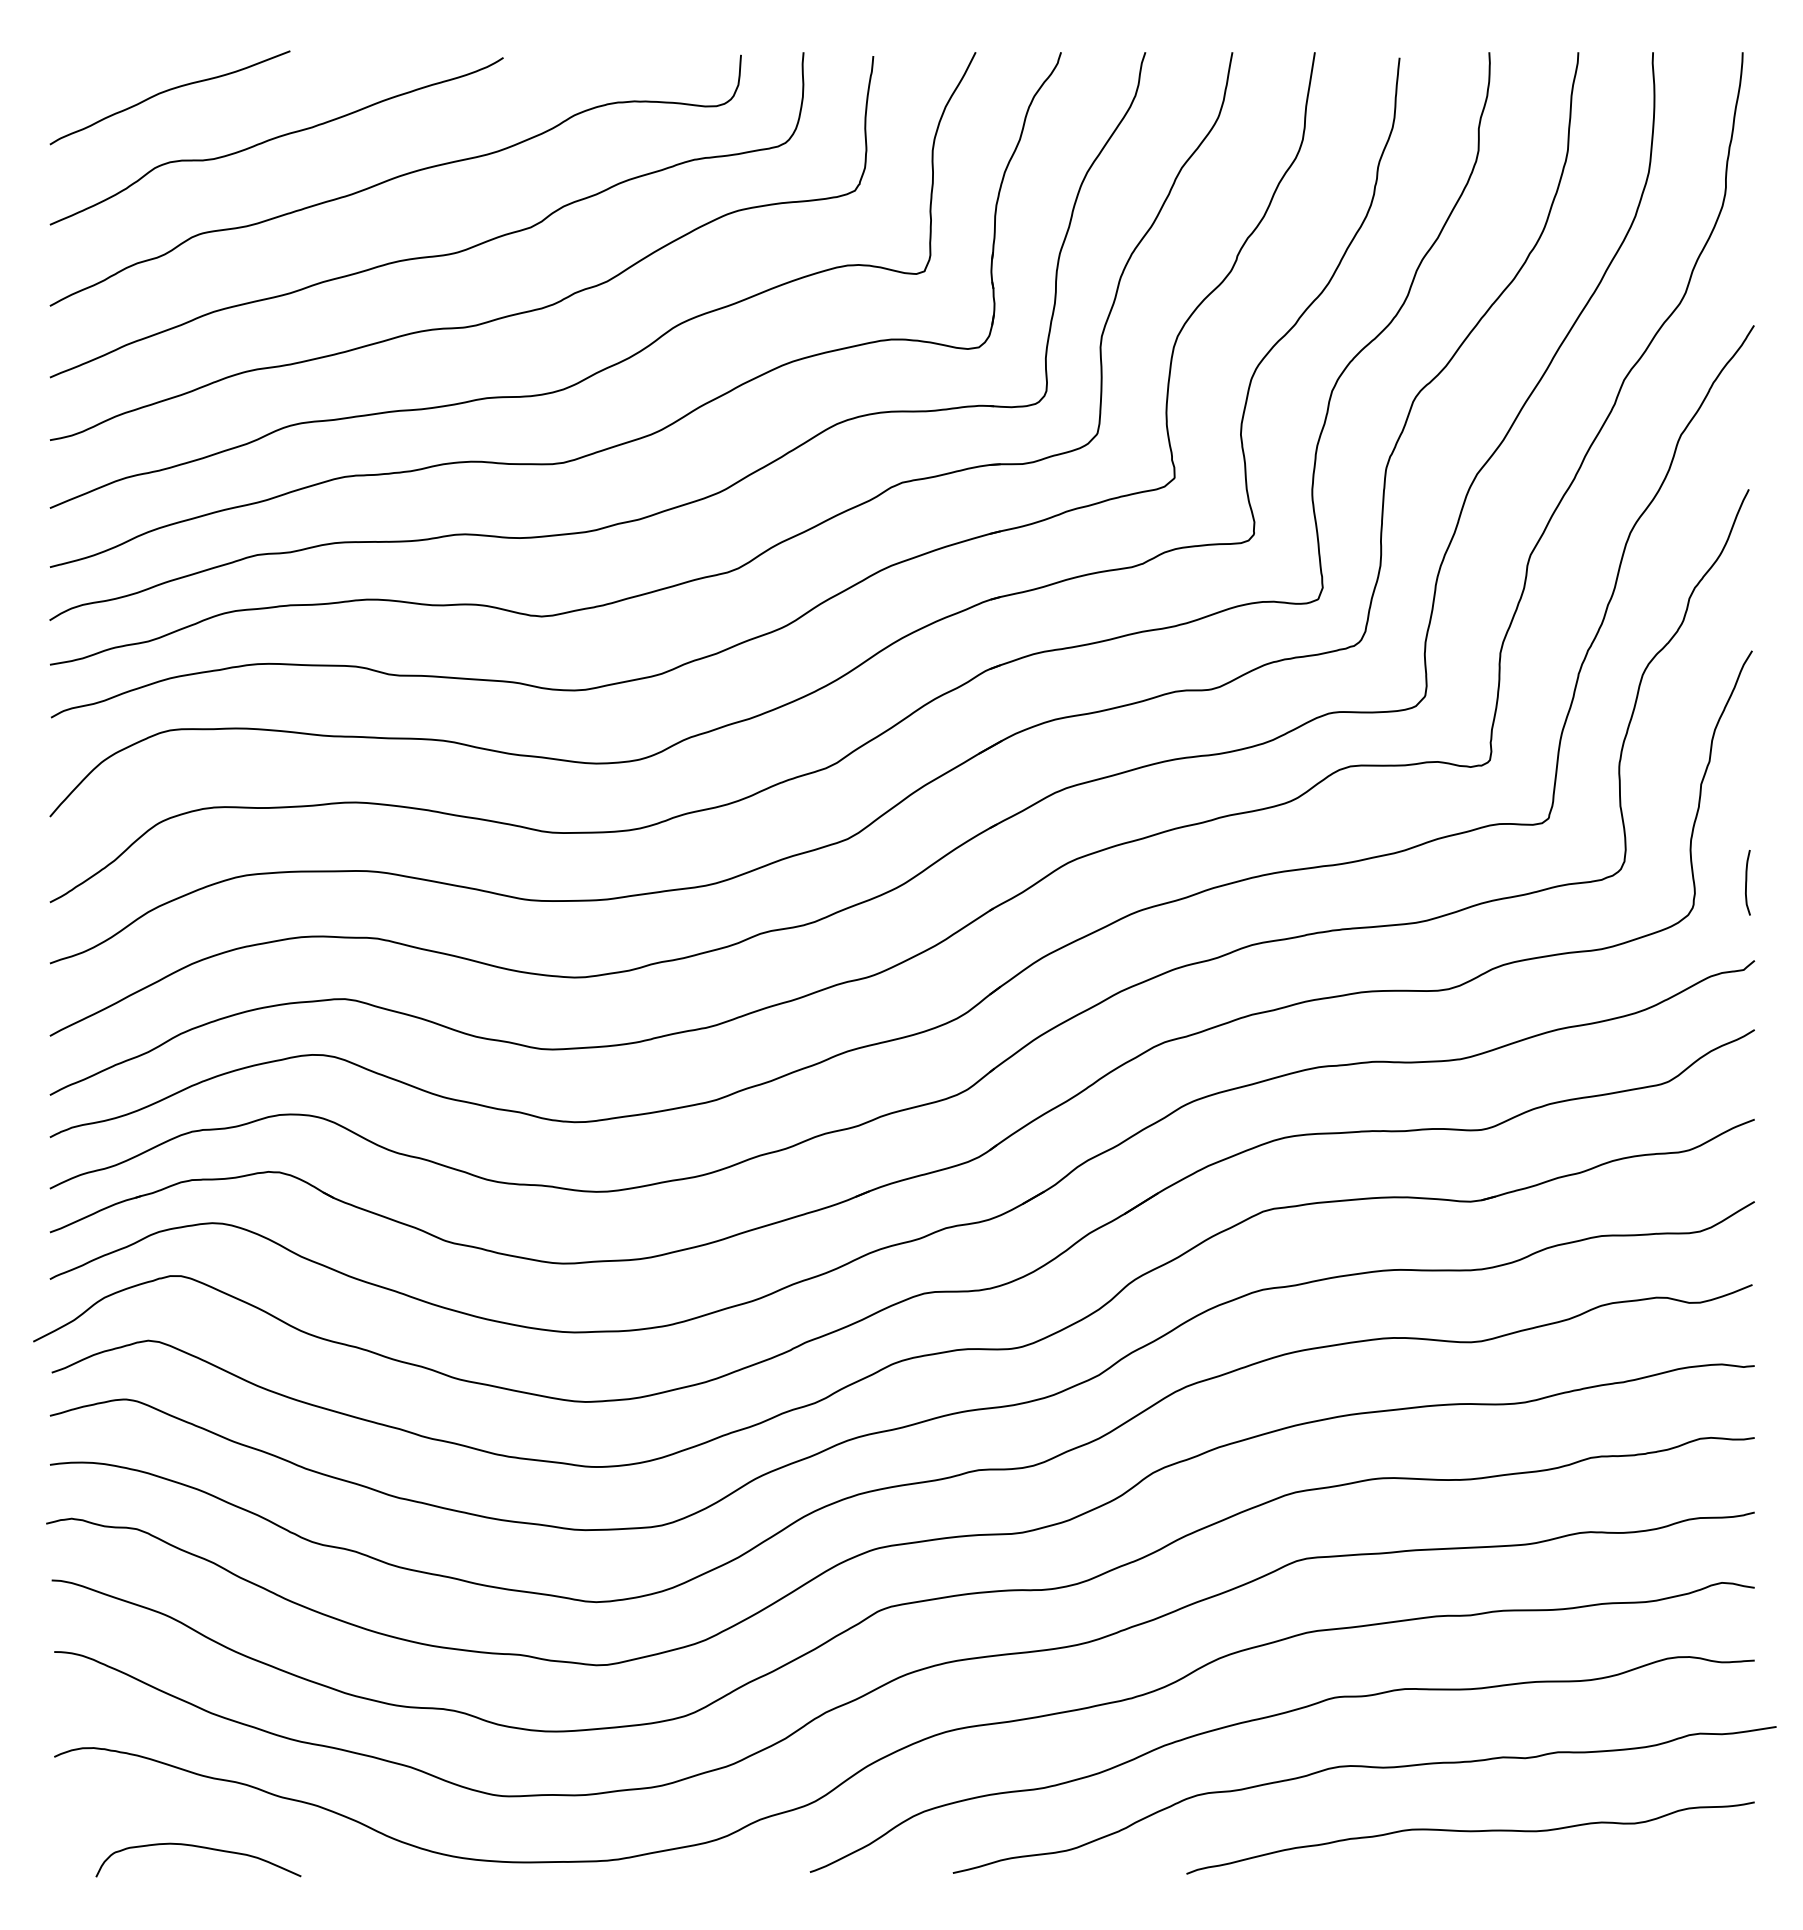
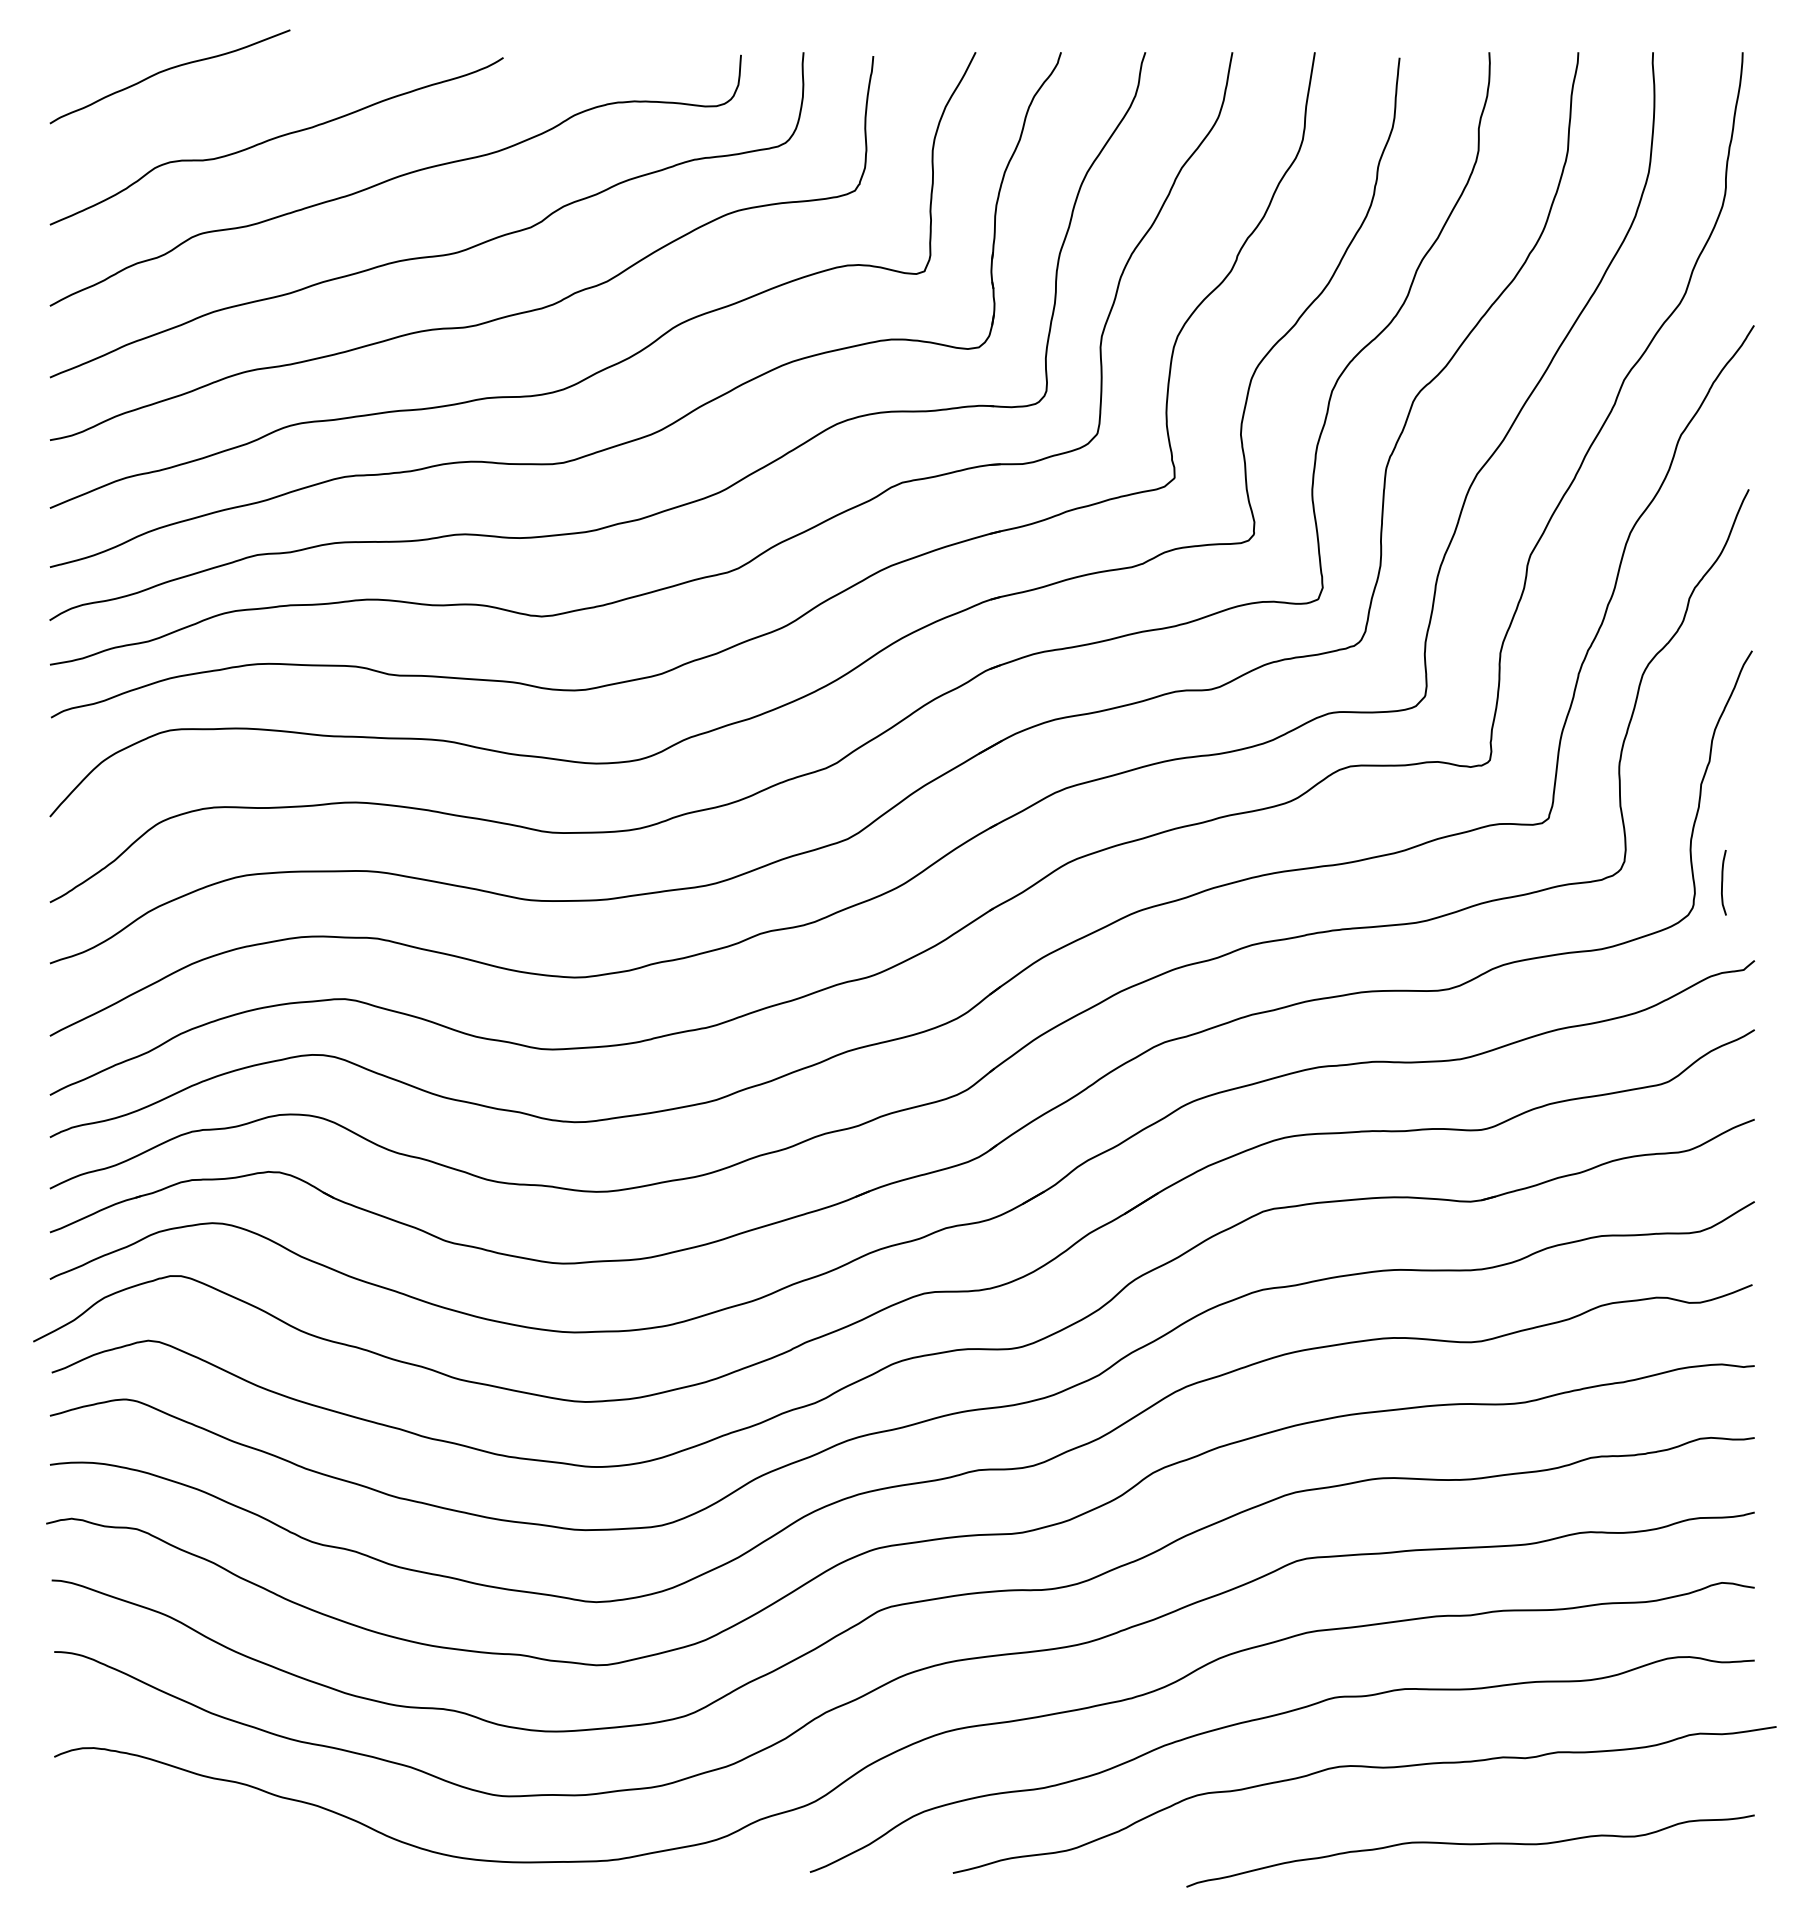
curve position: (168, 91) -> (168, 70) (168, 70)
curve position: (1747, 881) -> (1723, 881) (1723, 881)
curve position: (1470, 1832) -> (1470, 1845) (1470, 1845)
curve: present -> none (202, 1848)
